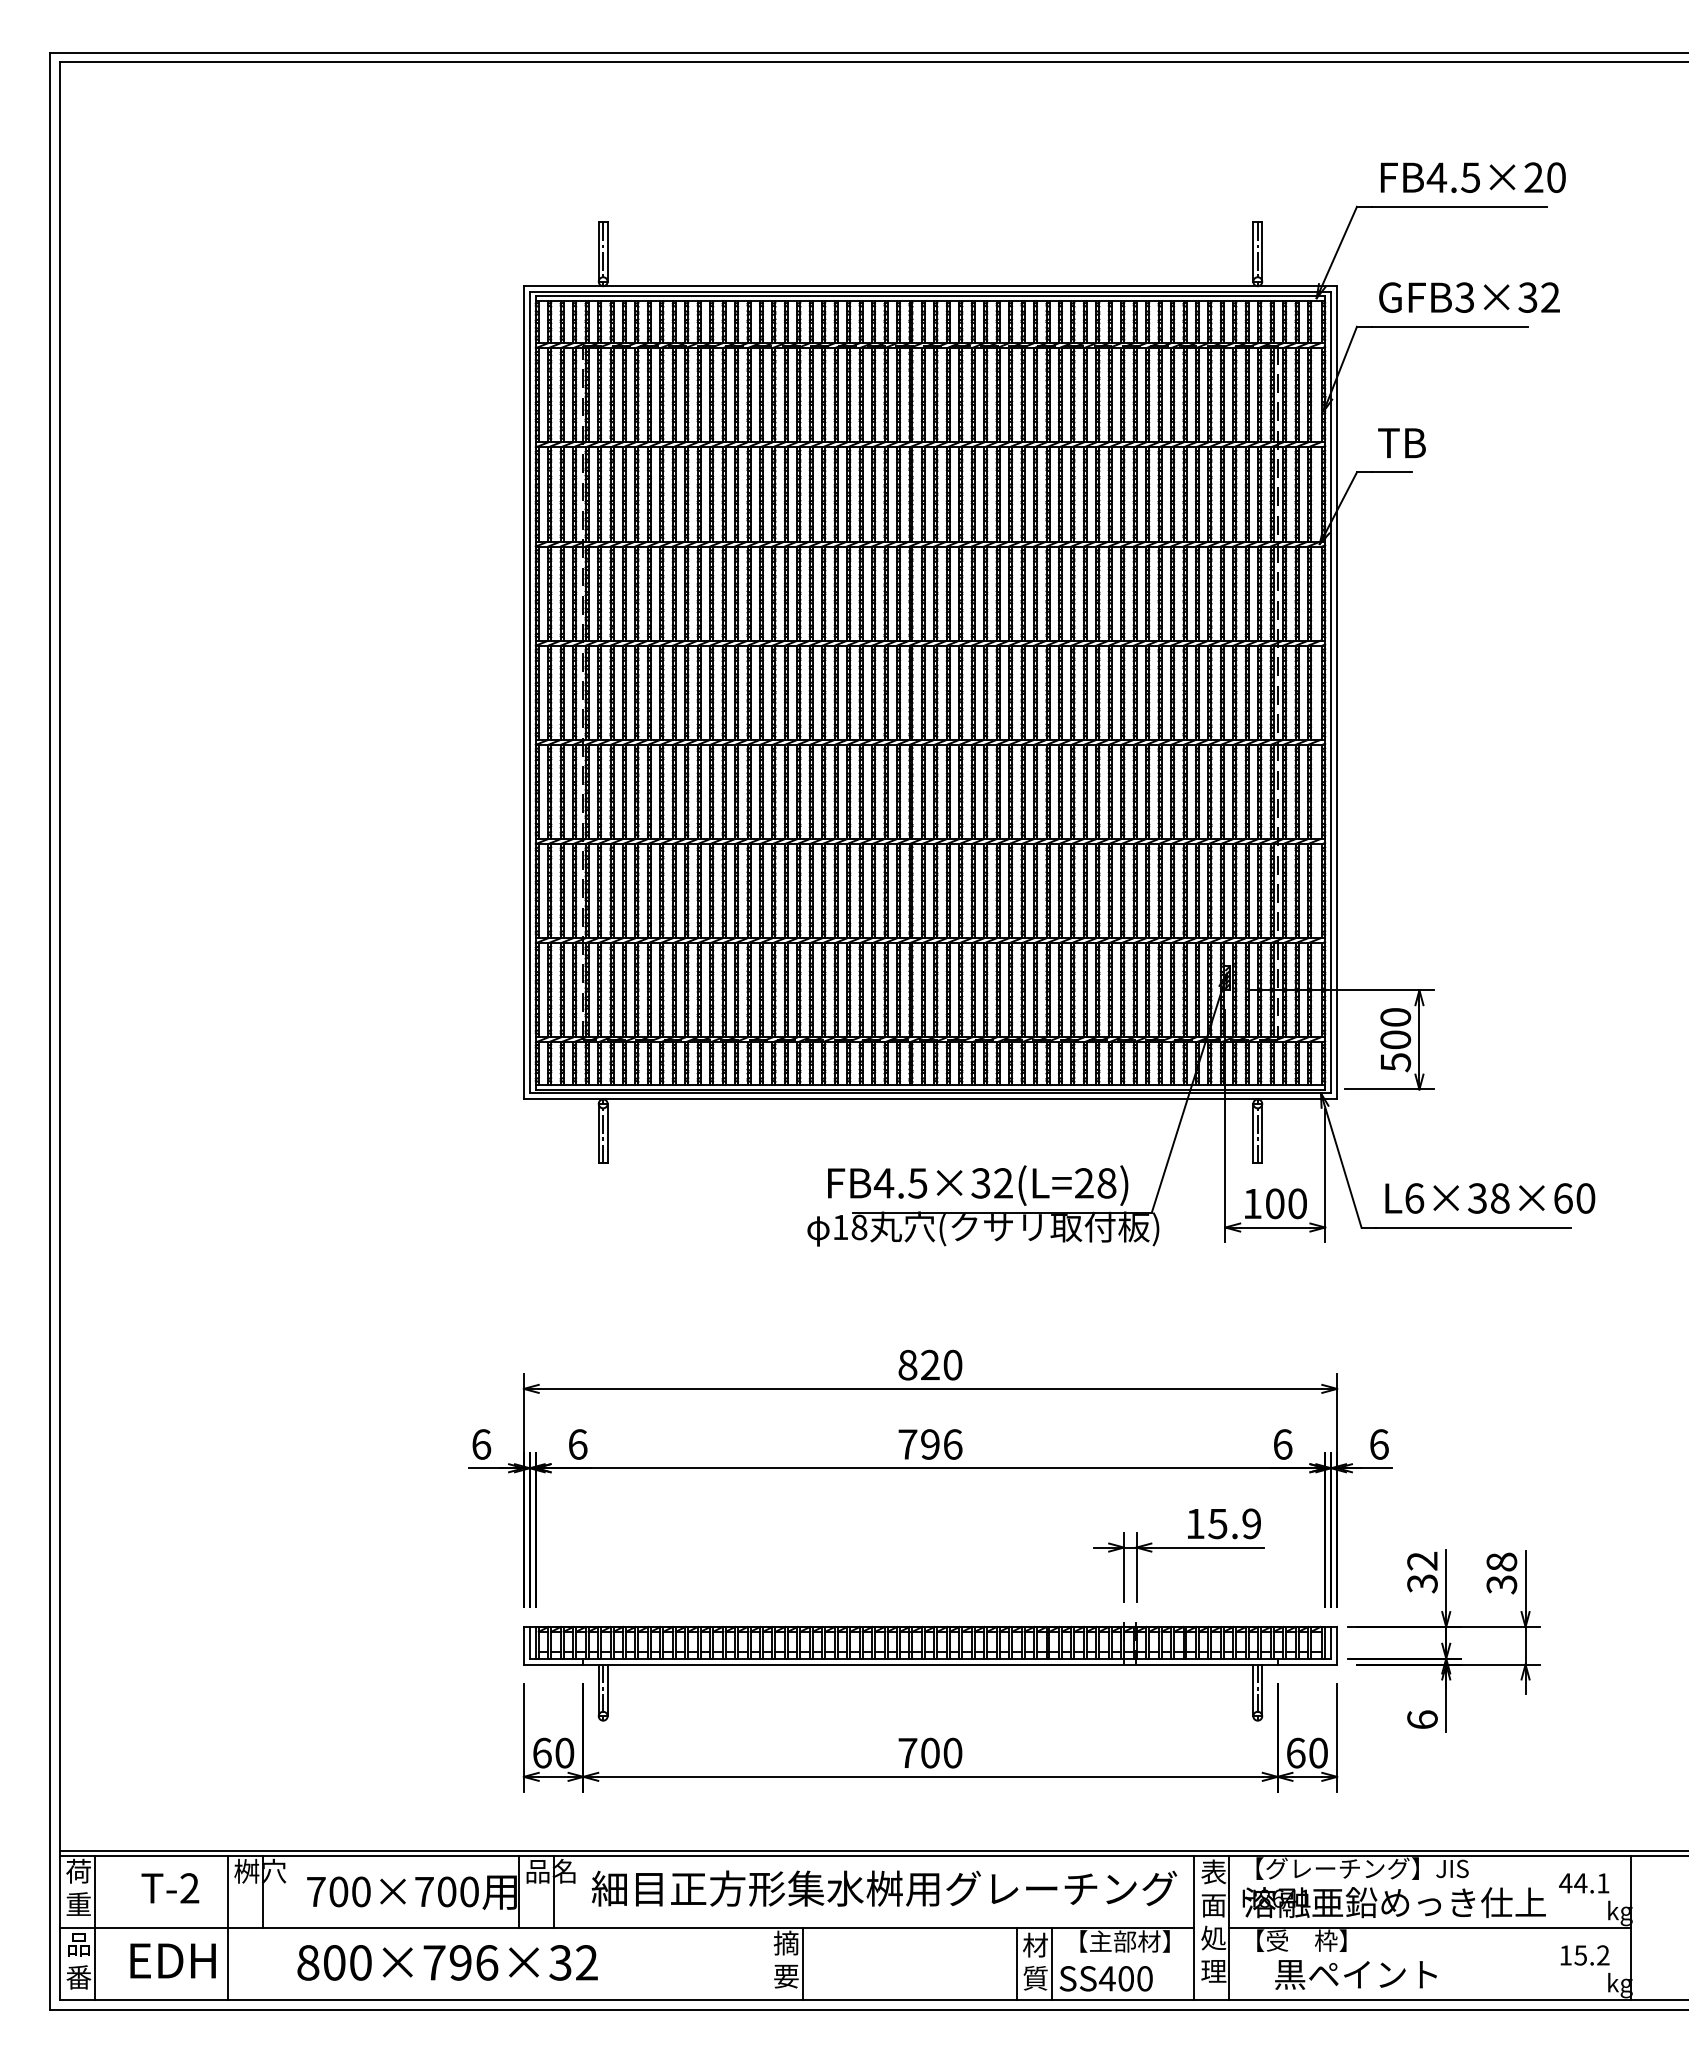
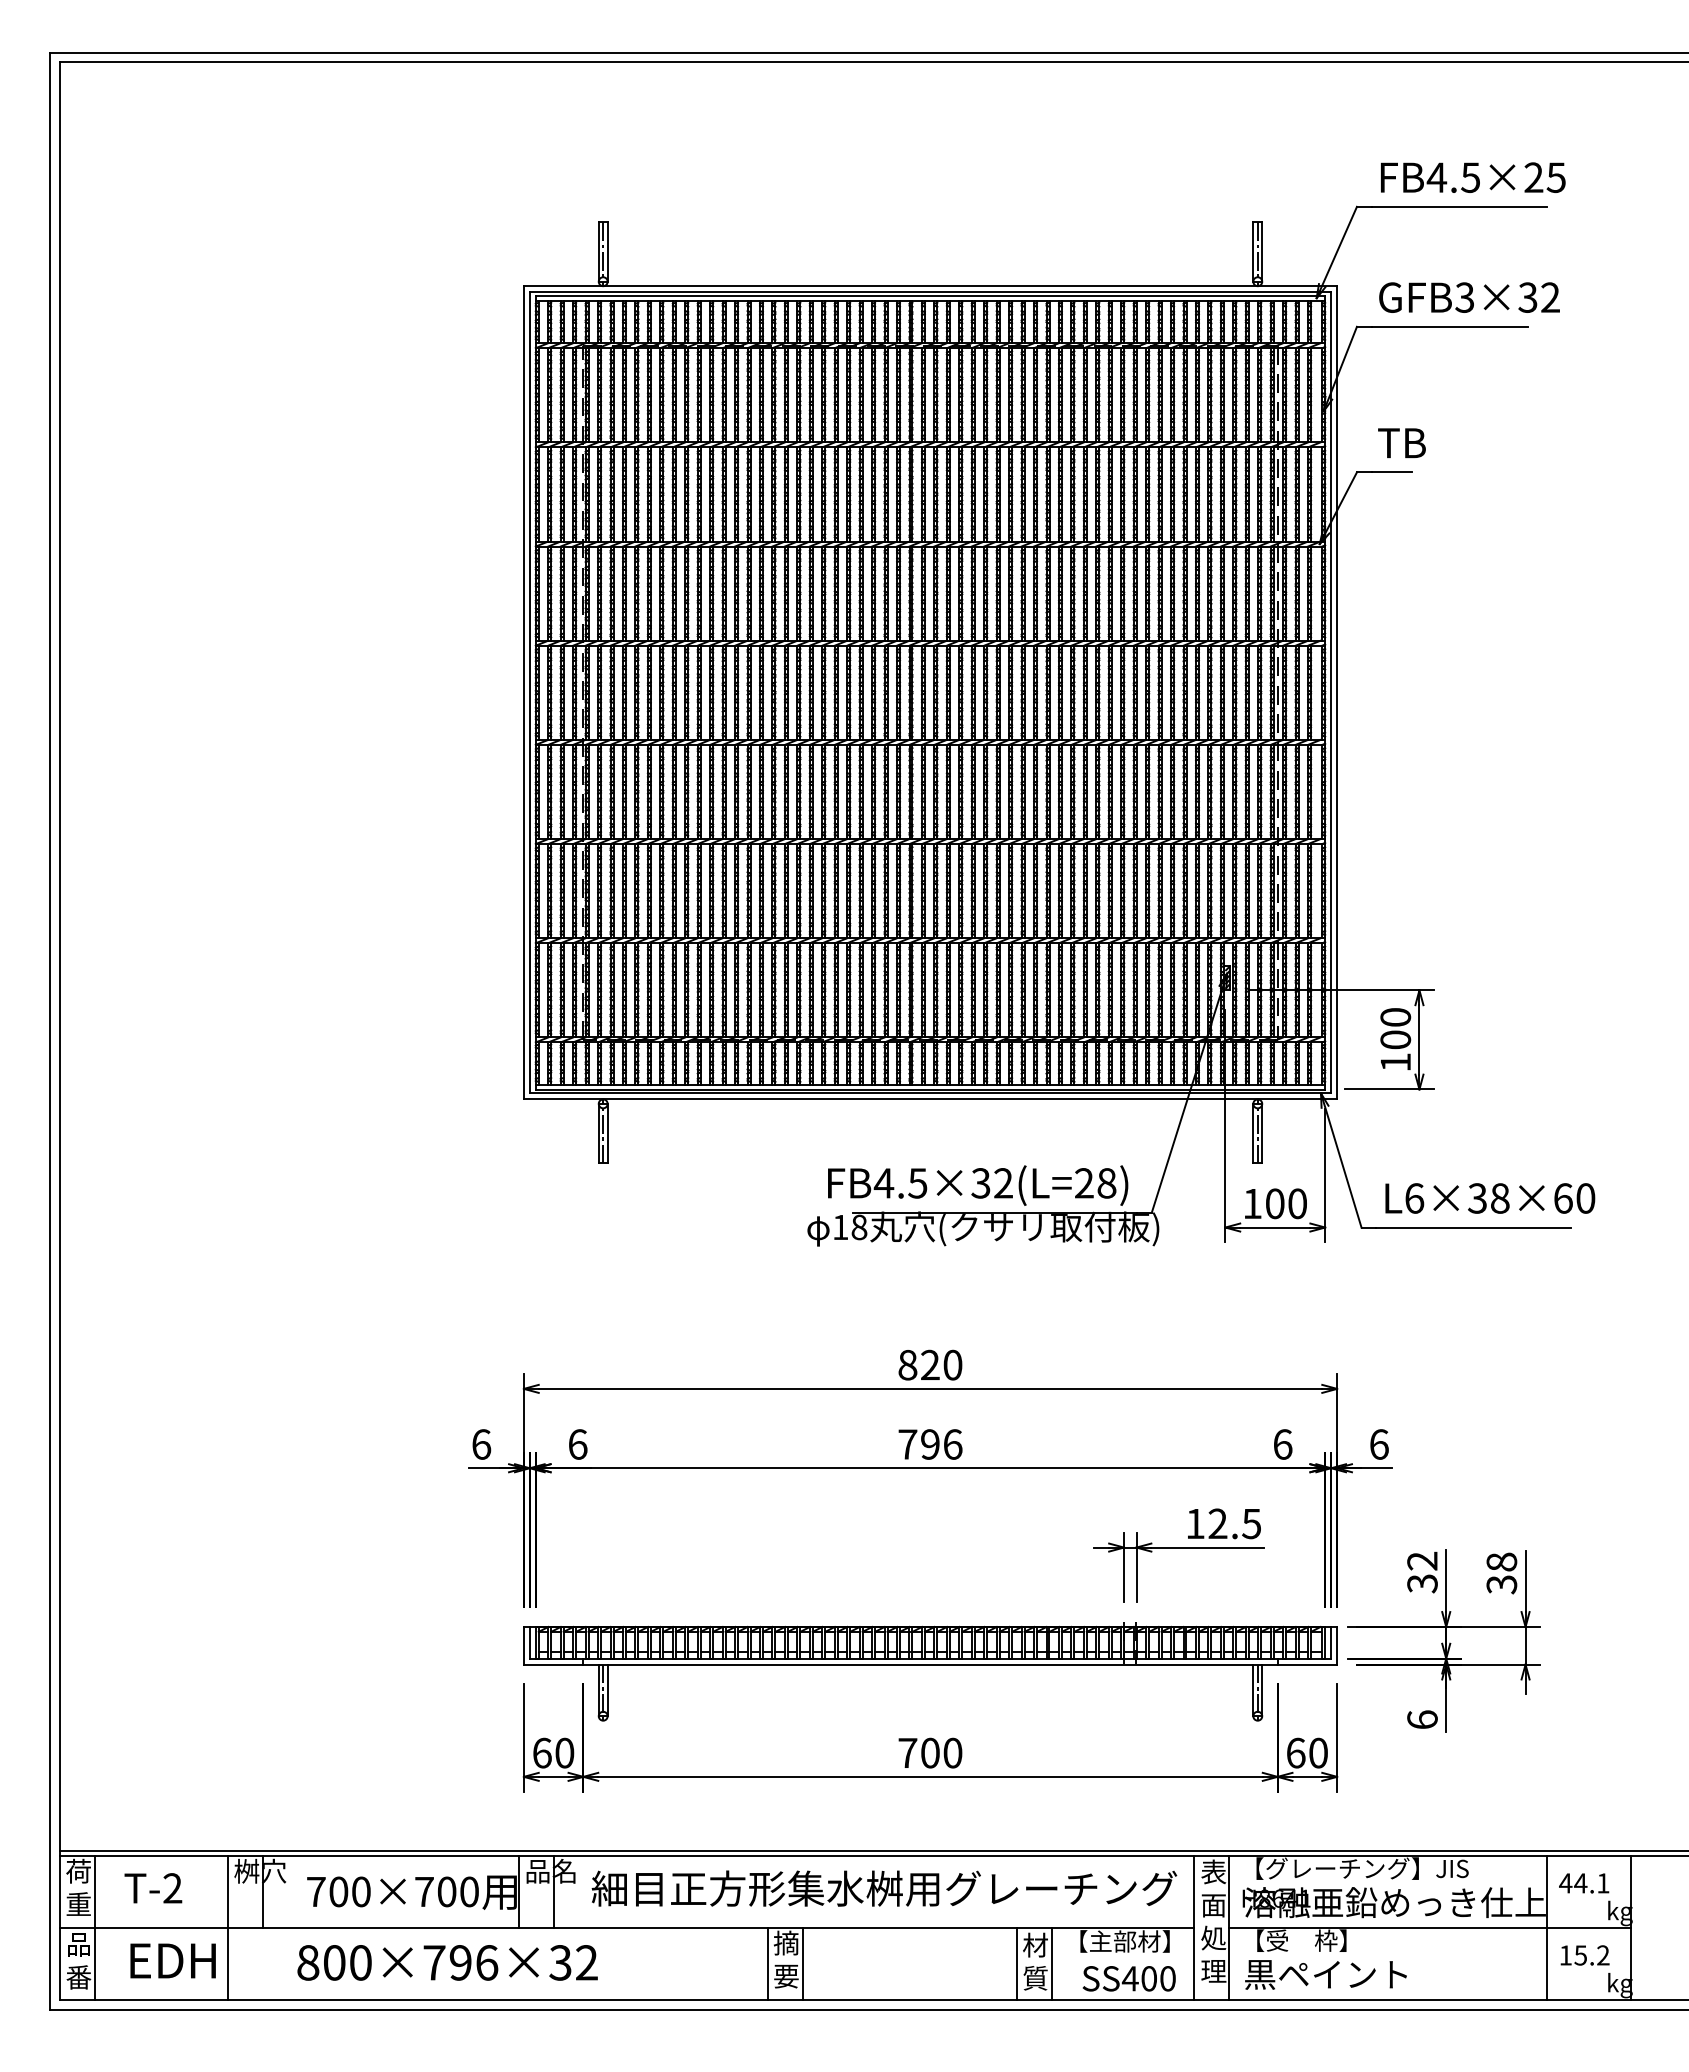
text: FB4.5×20 -> FB4.5×25 (1555, 177)
text: 500 -> 100 (1395, 1062)
text: 15.9 -> 12.5 (1234, 1523)
text position: (170, 1888) -> (153, 1888) (153, 1888)
line: none -> present (1546, 1927)
line: none -> present (768, 1963)
text position: (1355, 1974) -> (1325, 1974) (1325, 1974)
text position: (1105, 1978) -> (1128, 1978) (1128, 1978)
